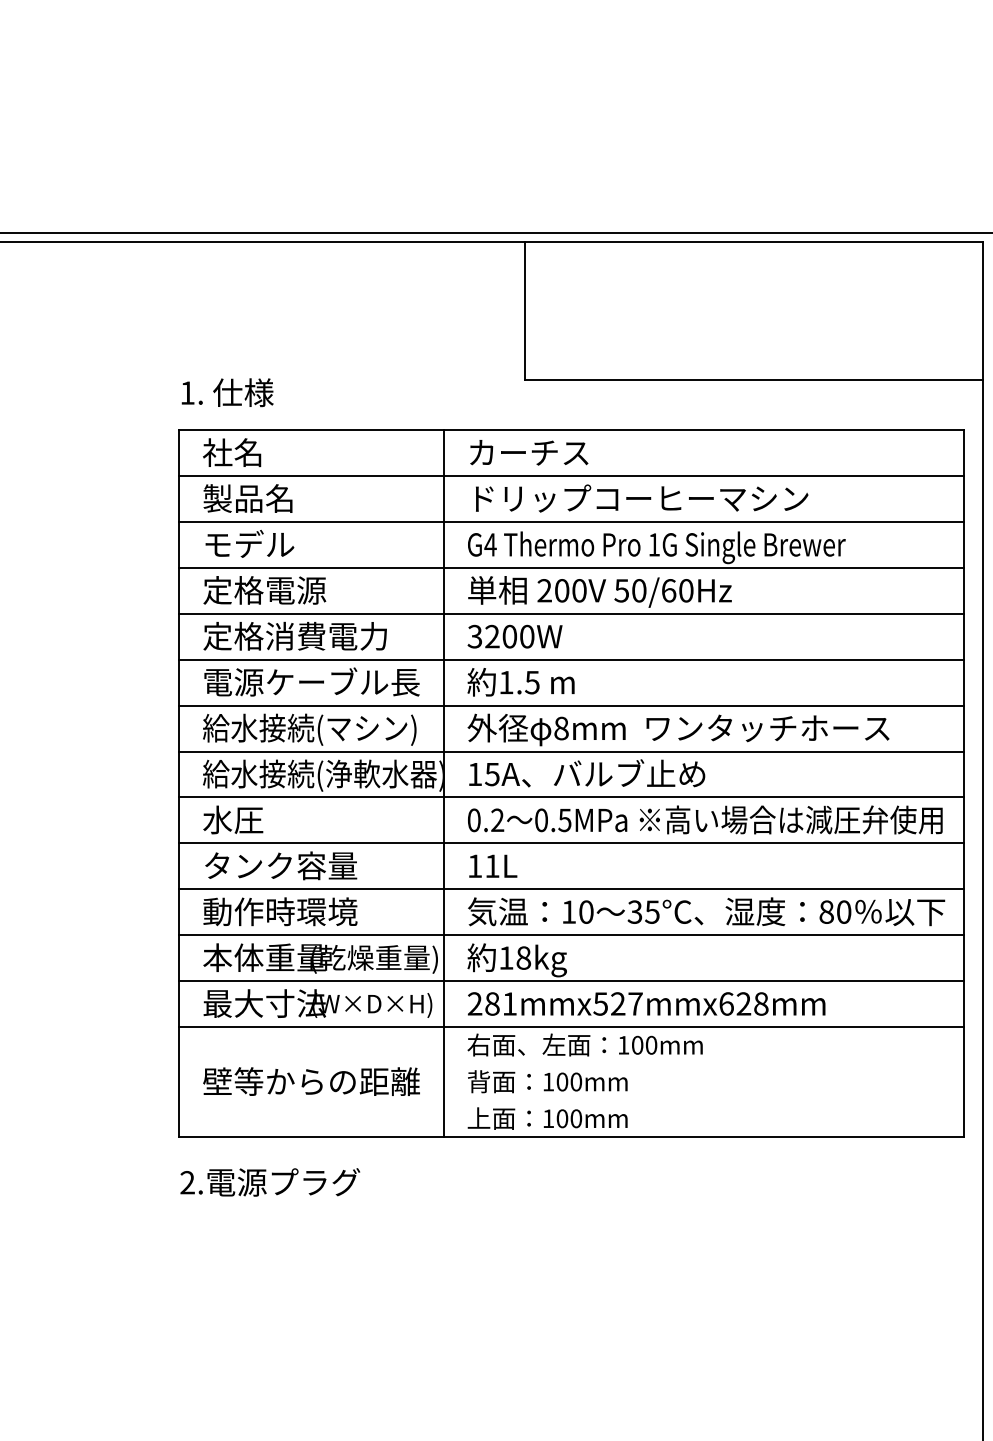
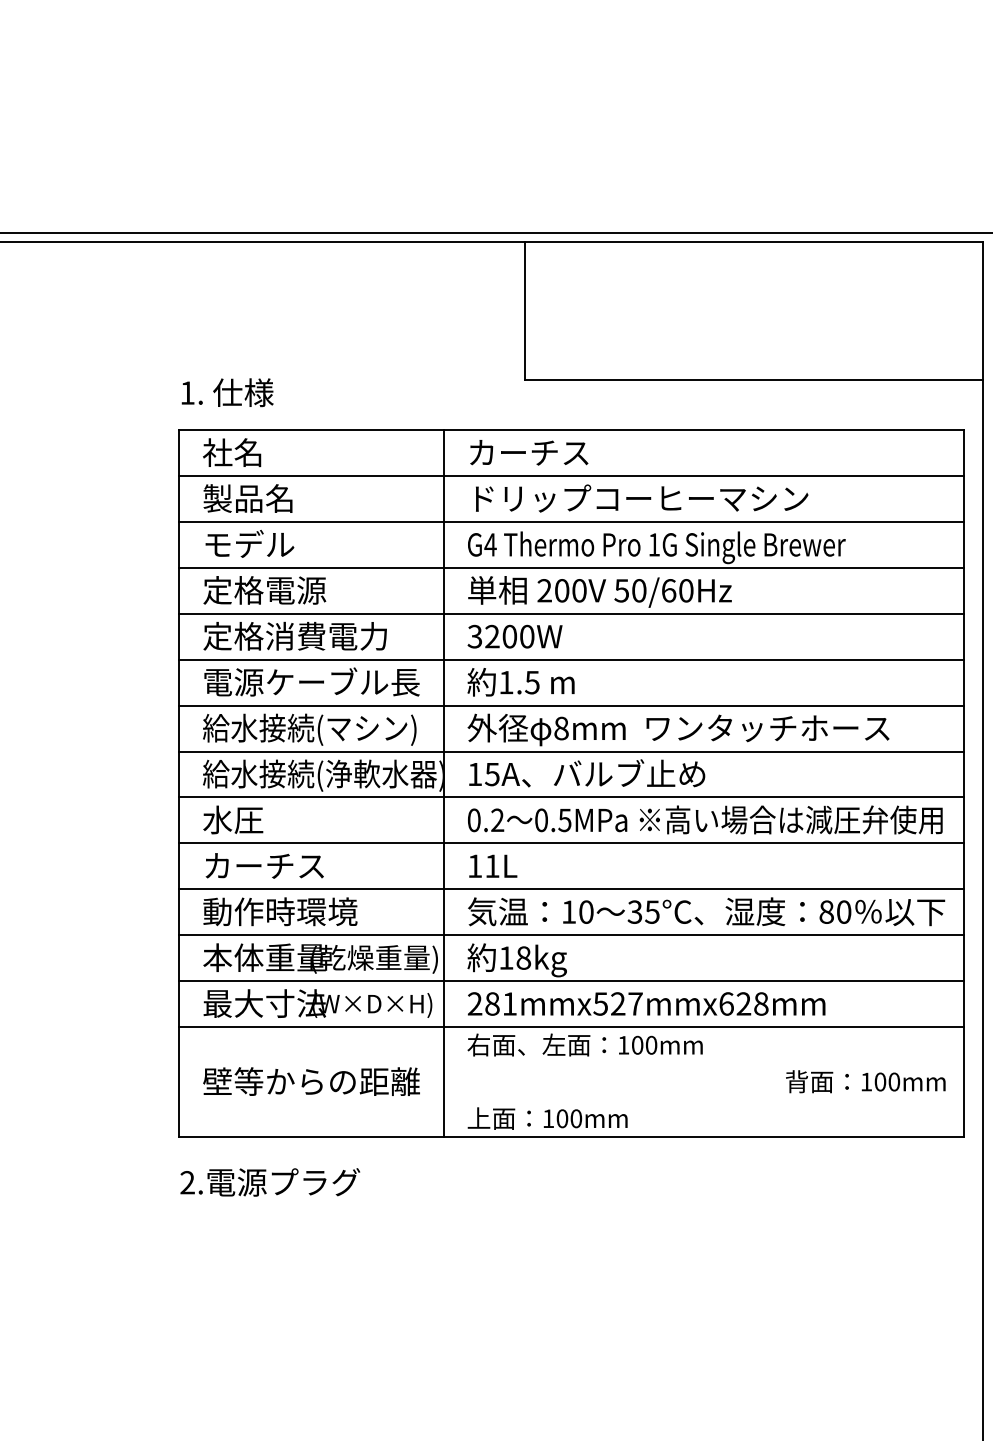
text: タンク容量 -> カーチス (281, 865)
text position: (547, 1081) -> (865, 1081) (865, 1081)
